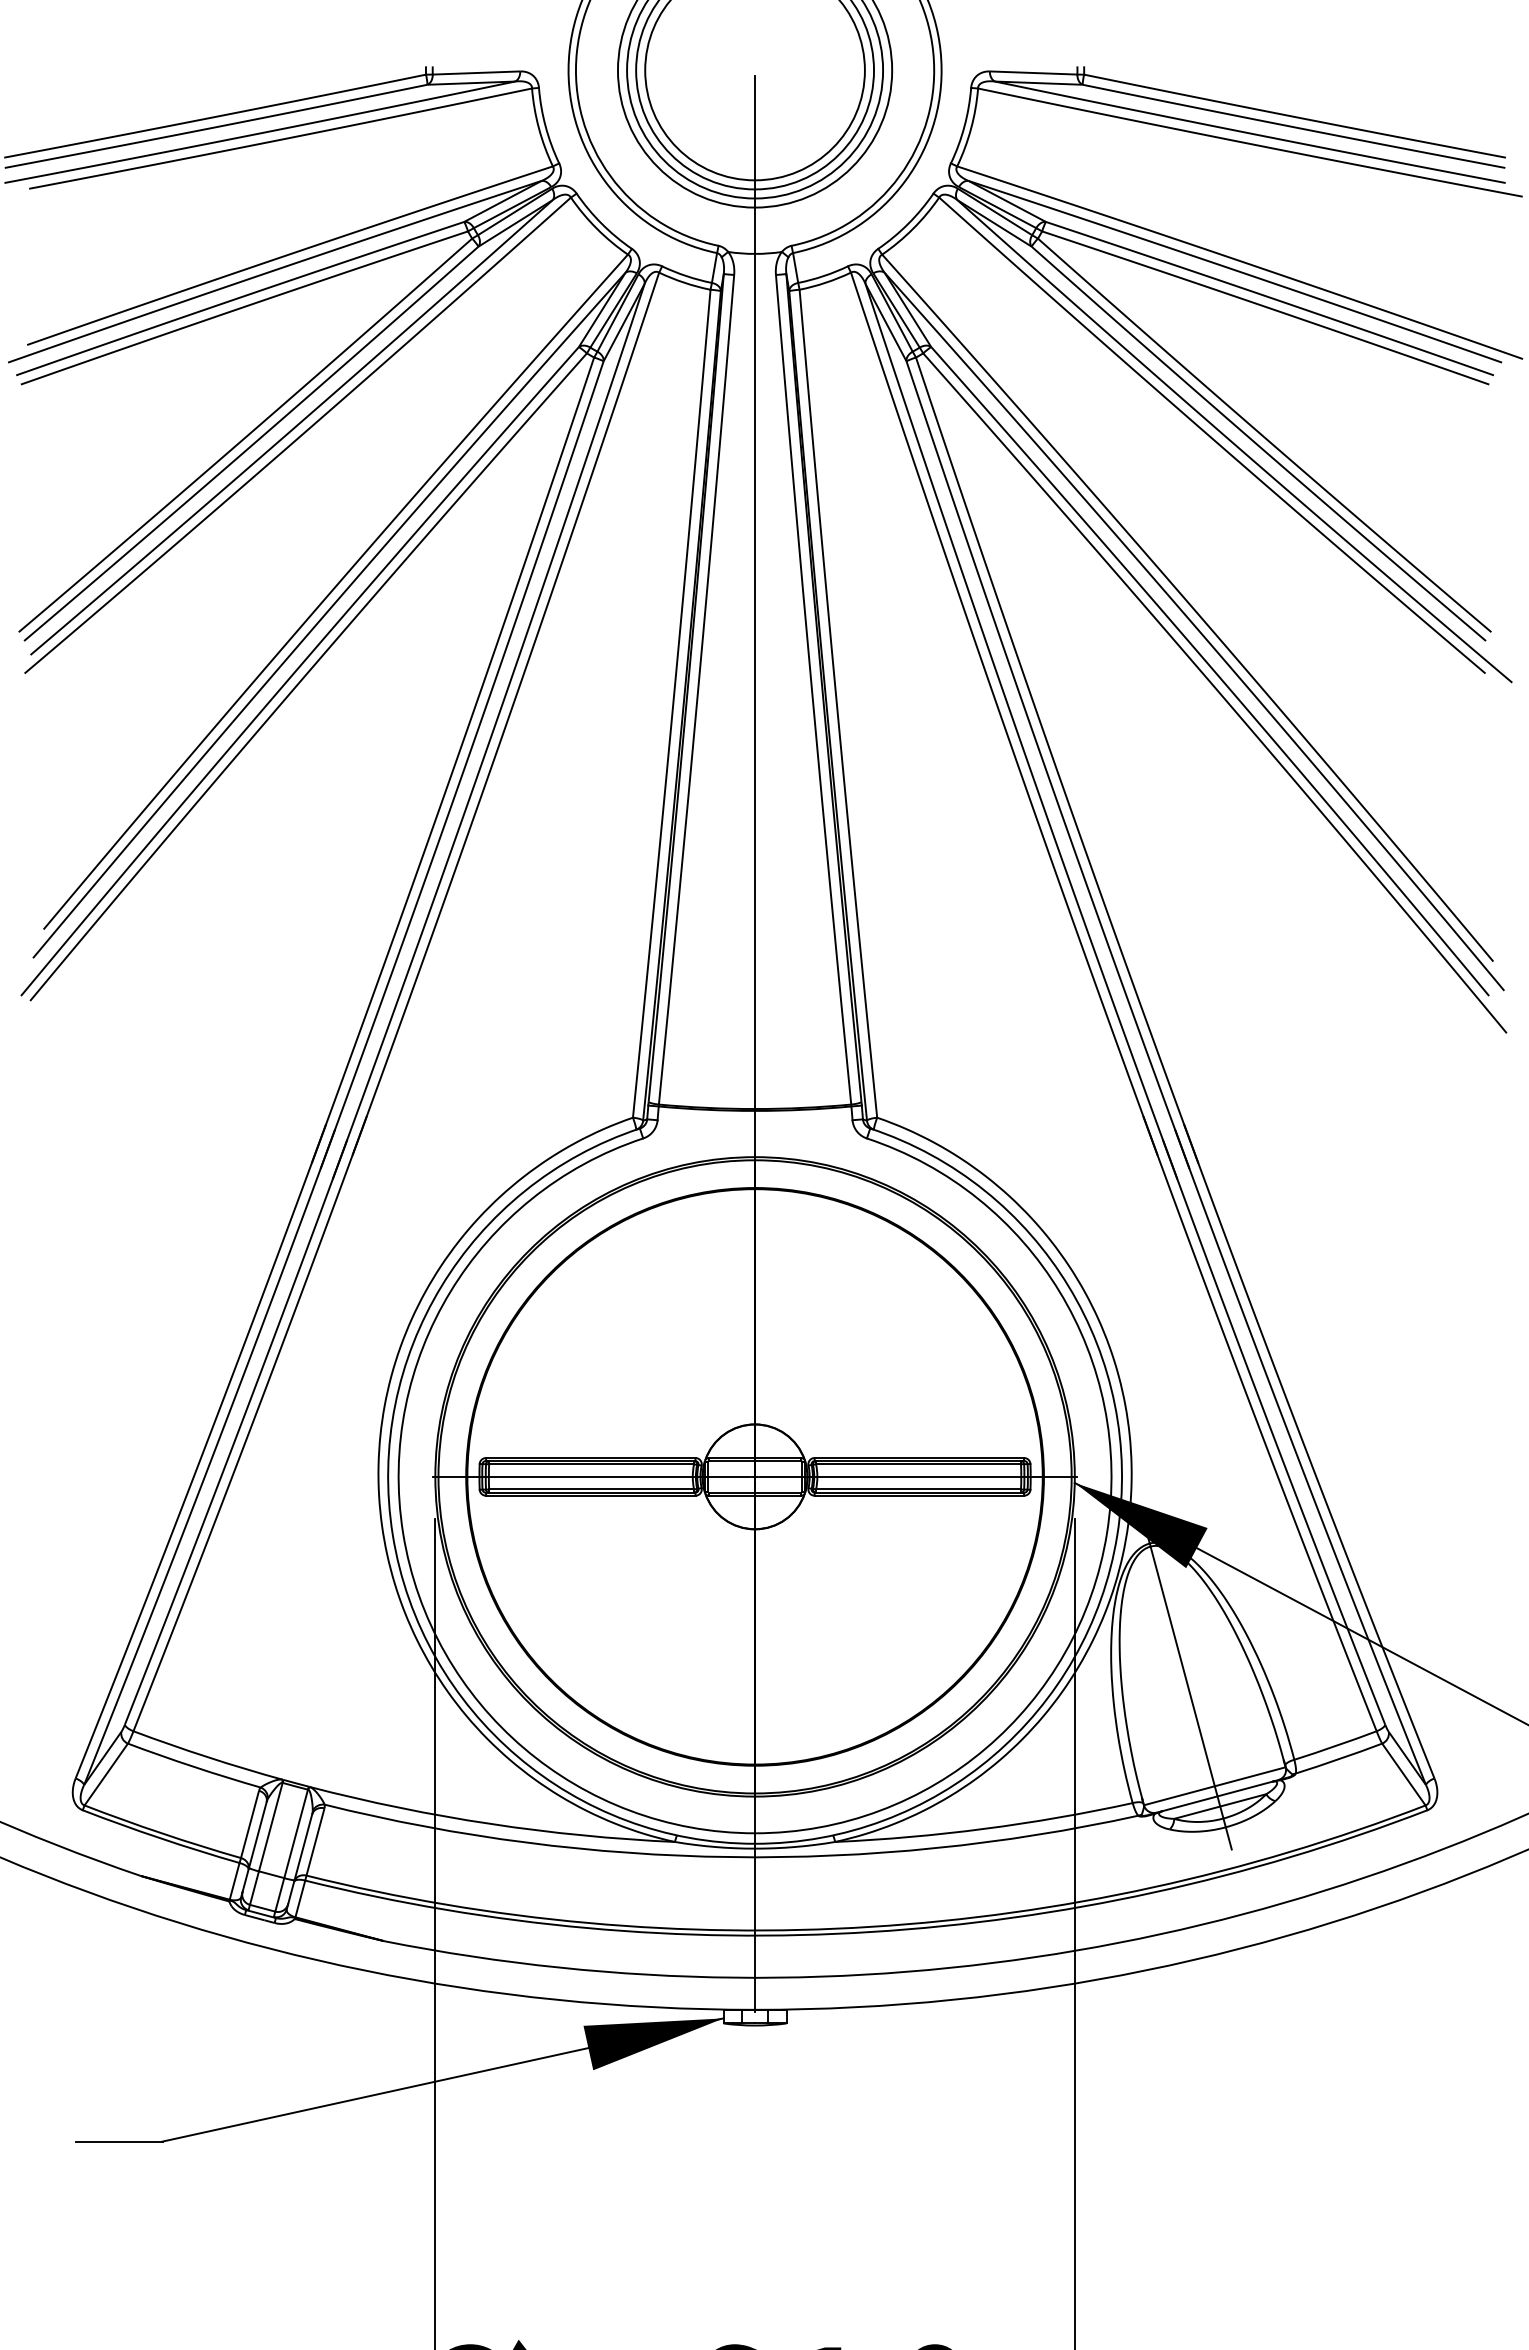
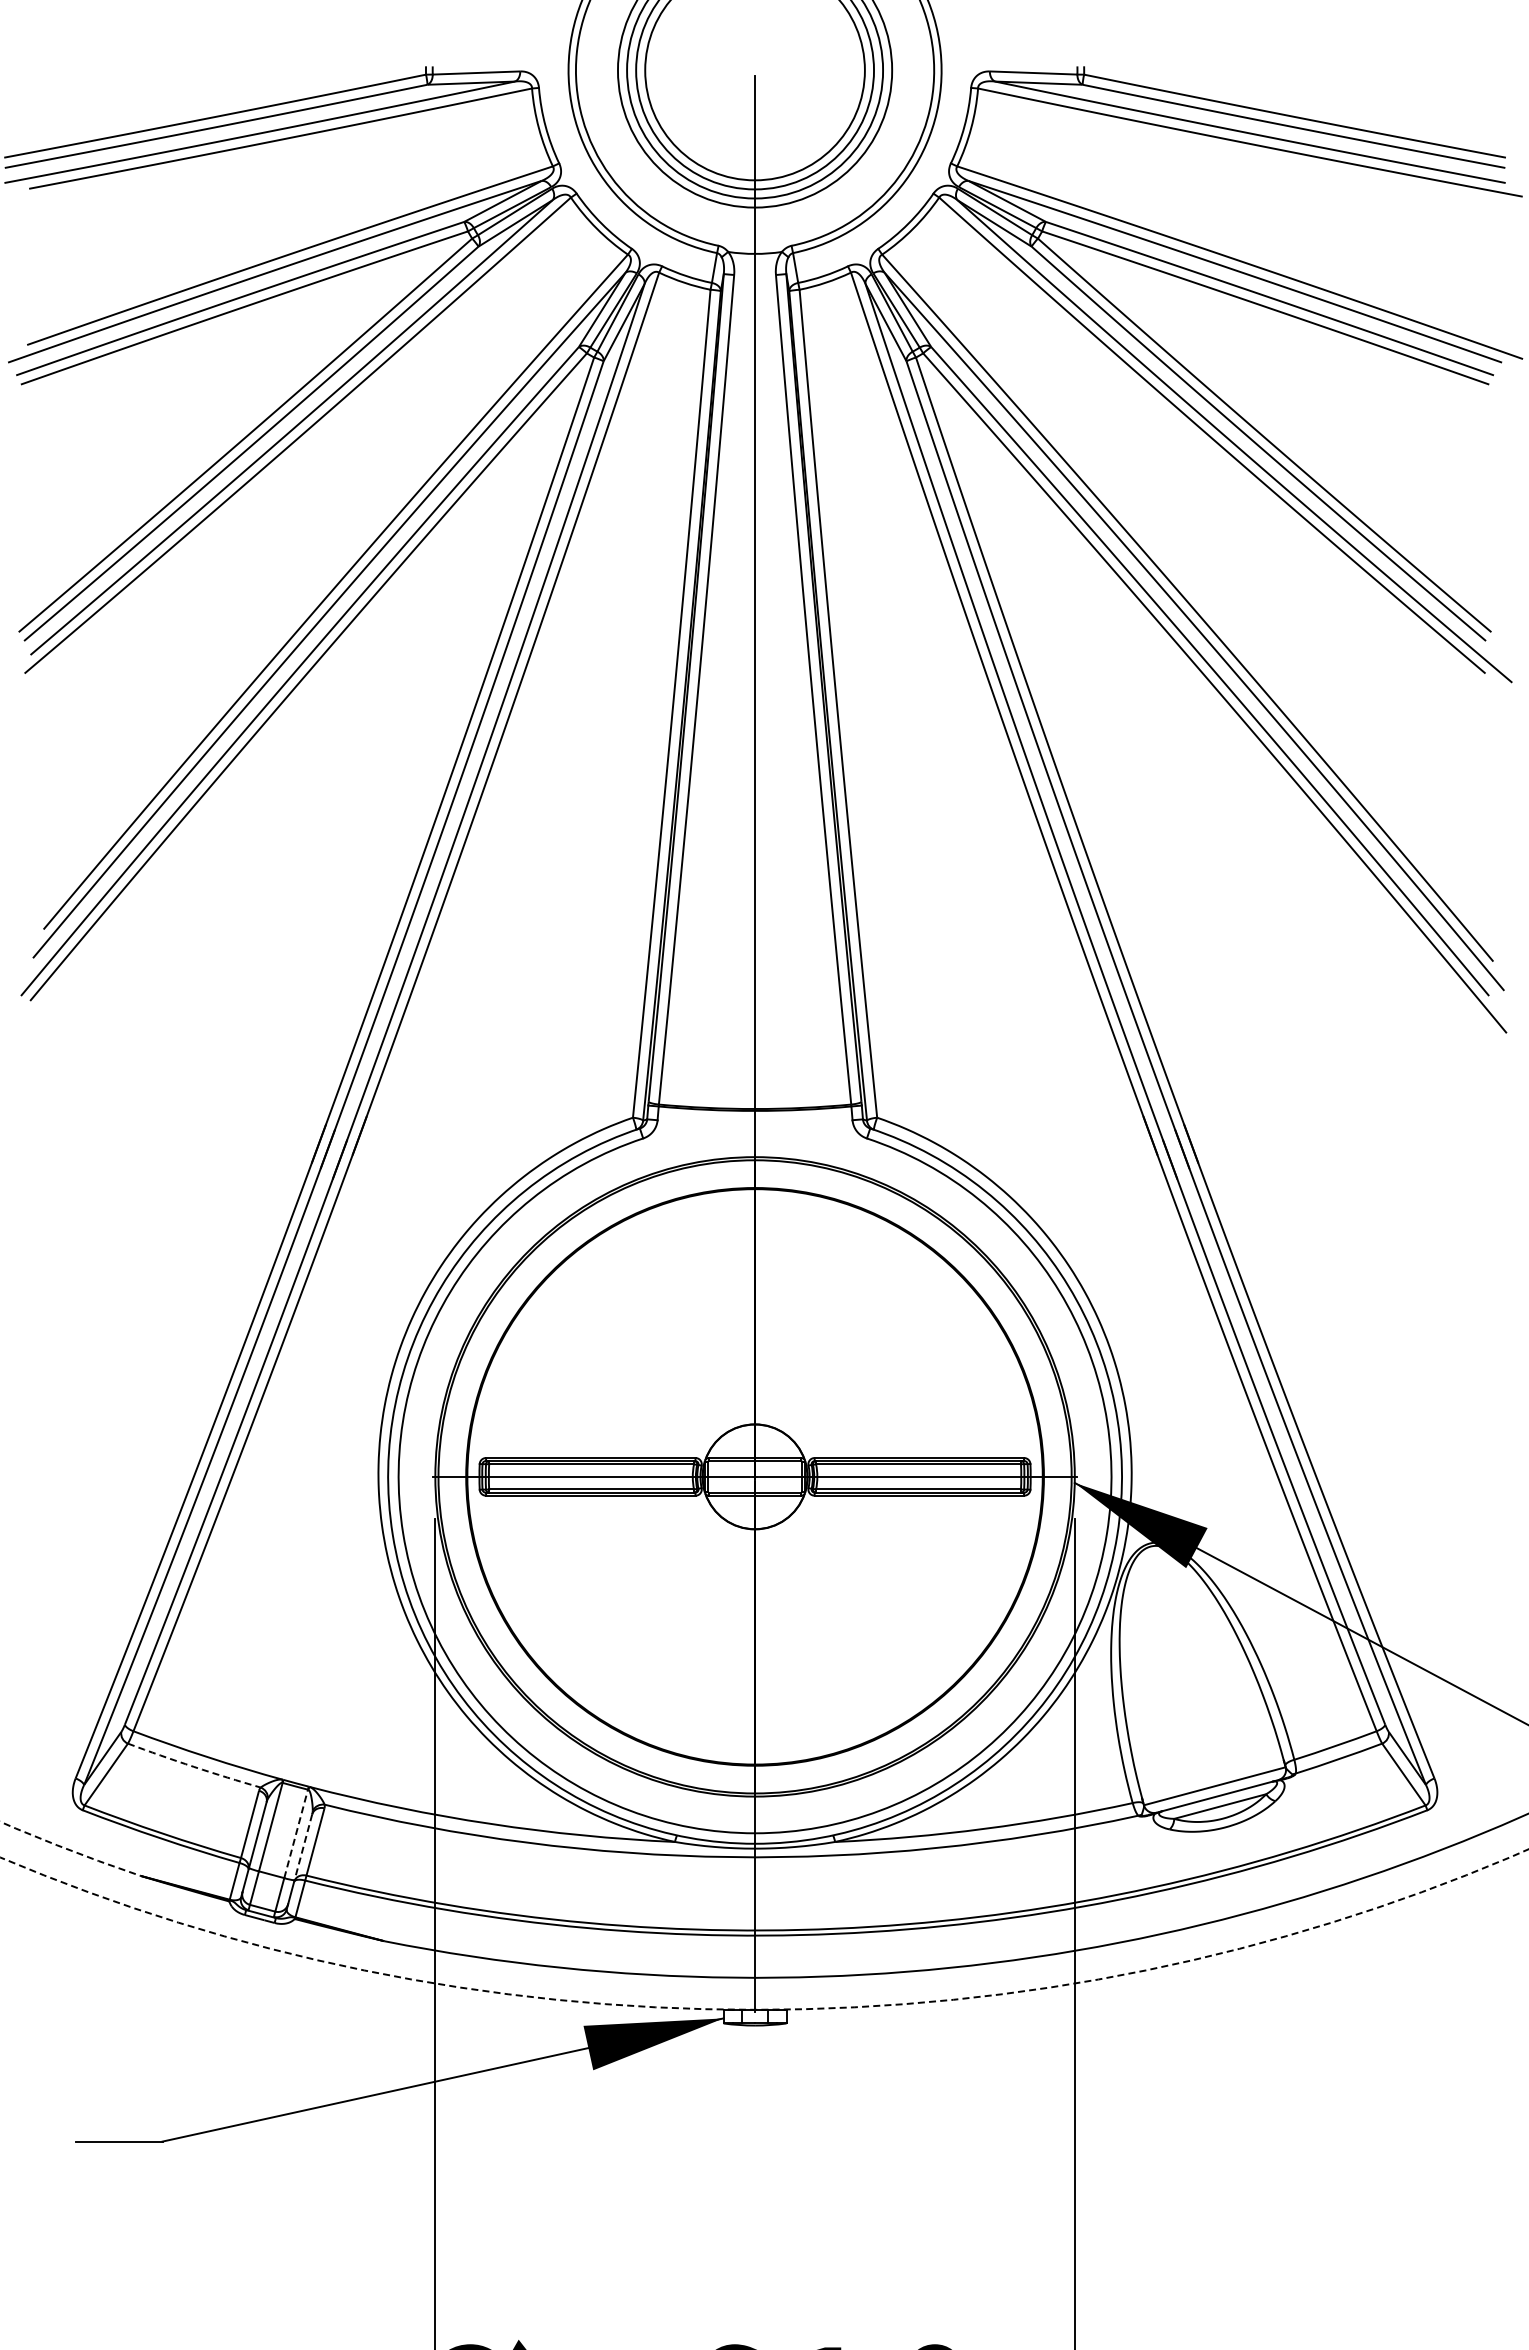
line: present -> none (1187, 1686)
arc: solid -> dashed (193, 1766)
line: solid -> dashed (296, 1833)
line: solid -> dashed (303, 1847)
arc: solid -> dashed (69, 1850)
circle: solid -> dashed (764, 1929)
